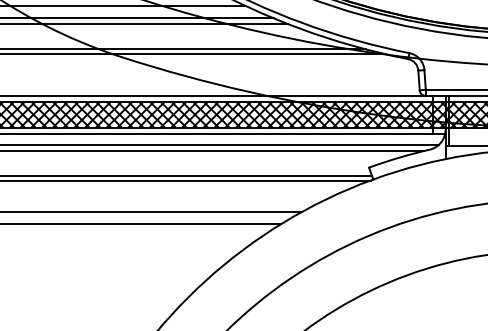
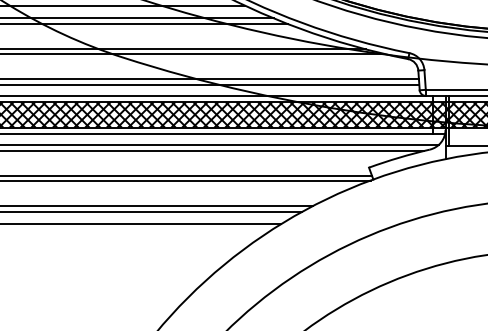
line: none -> present (210, 78)
line: none -> present (210, 84)
line: none -> present (157, 205)
